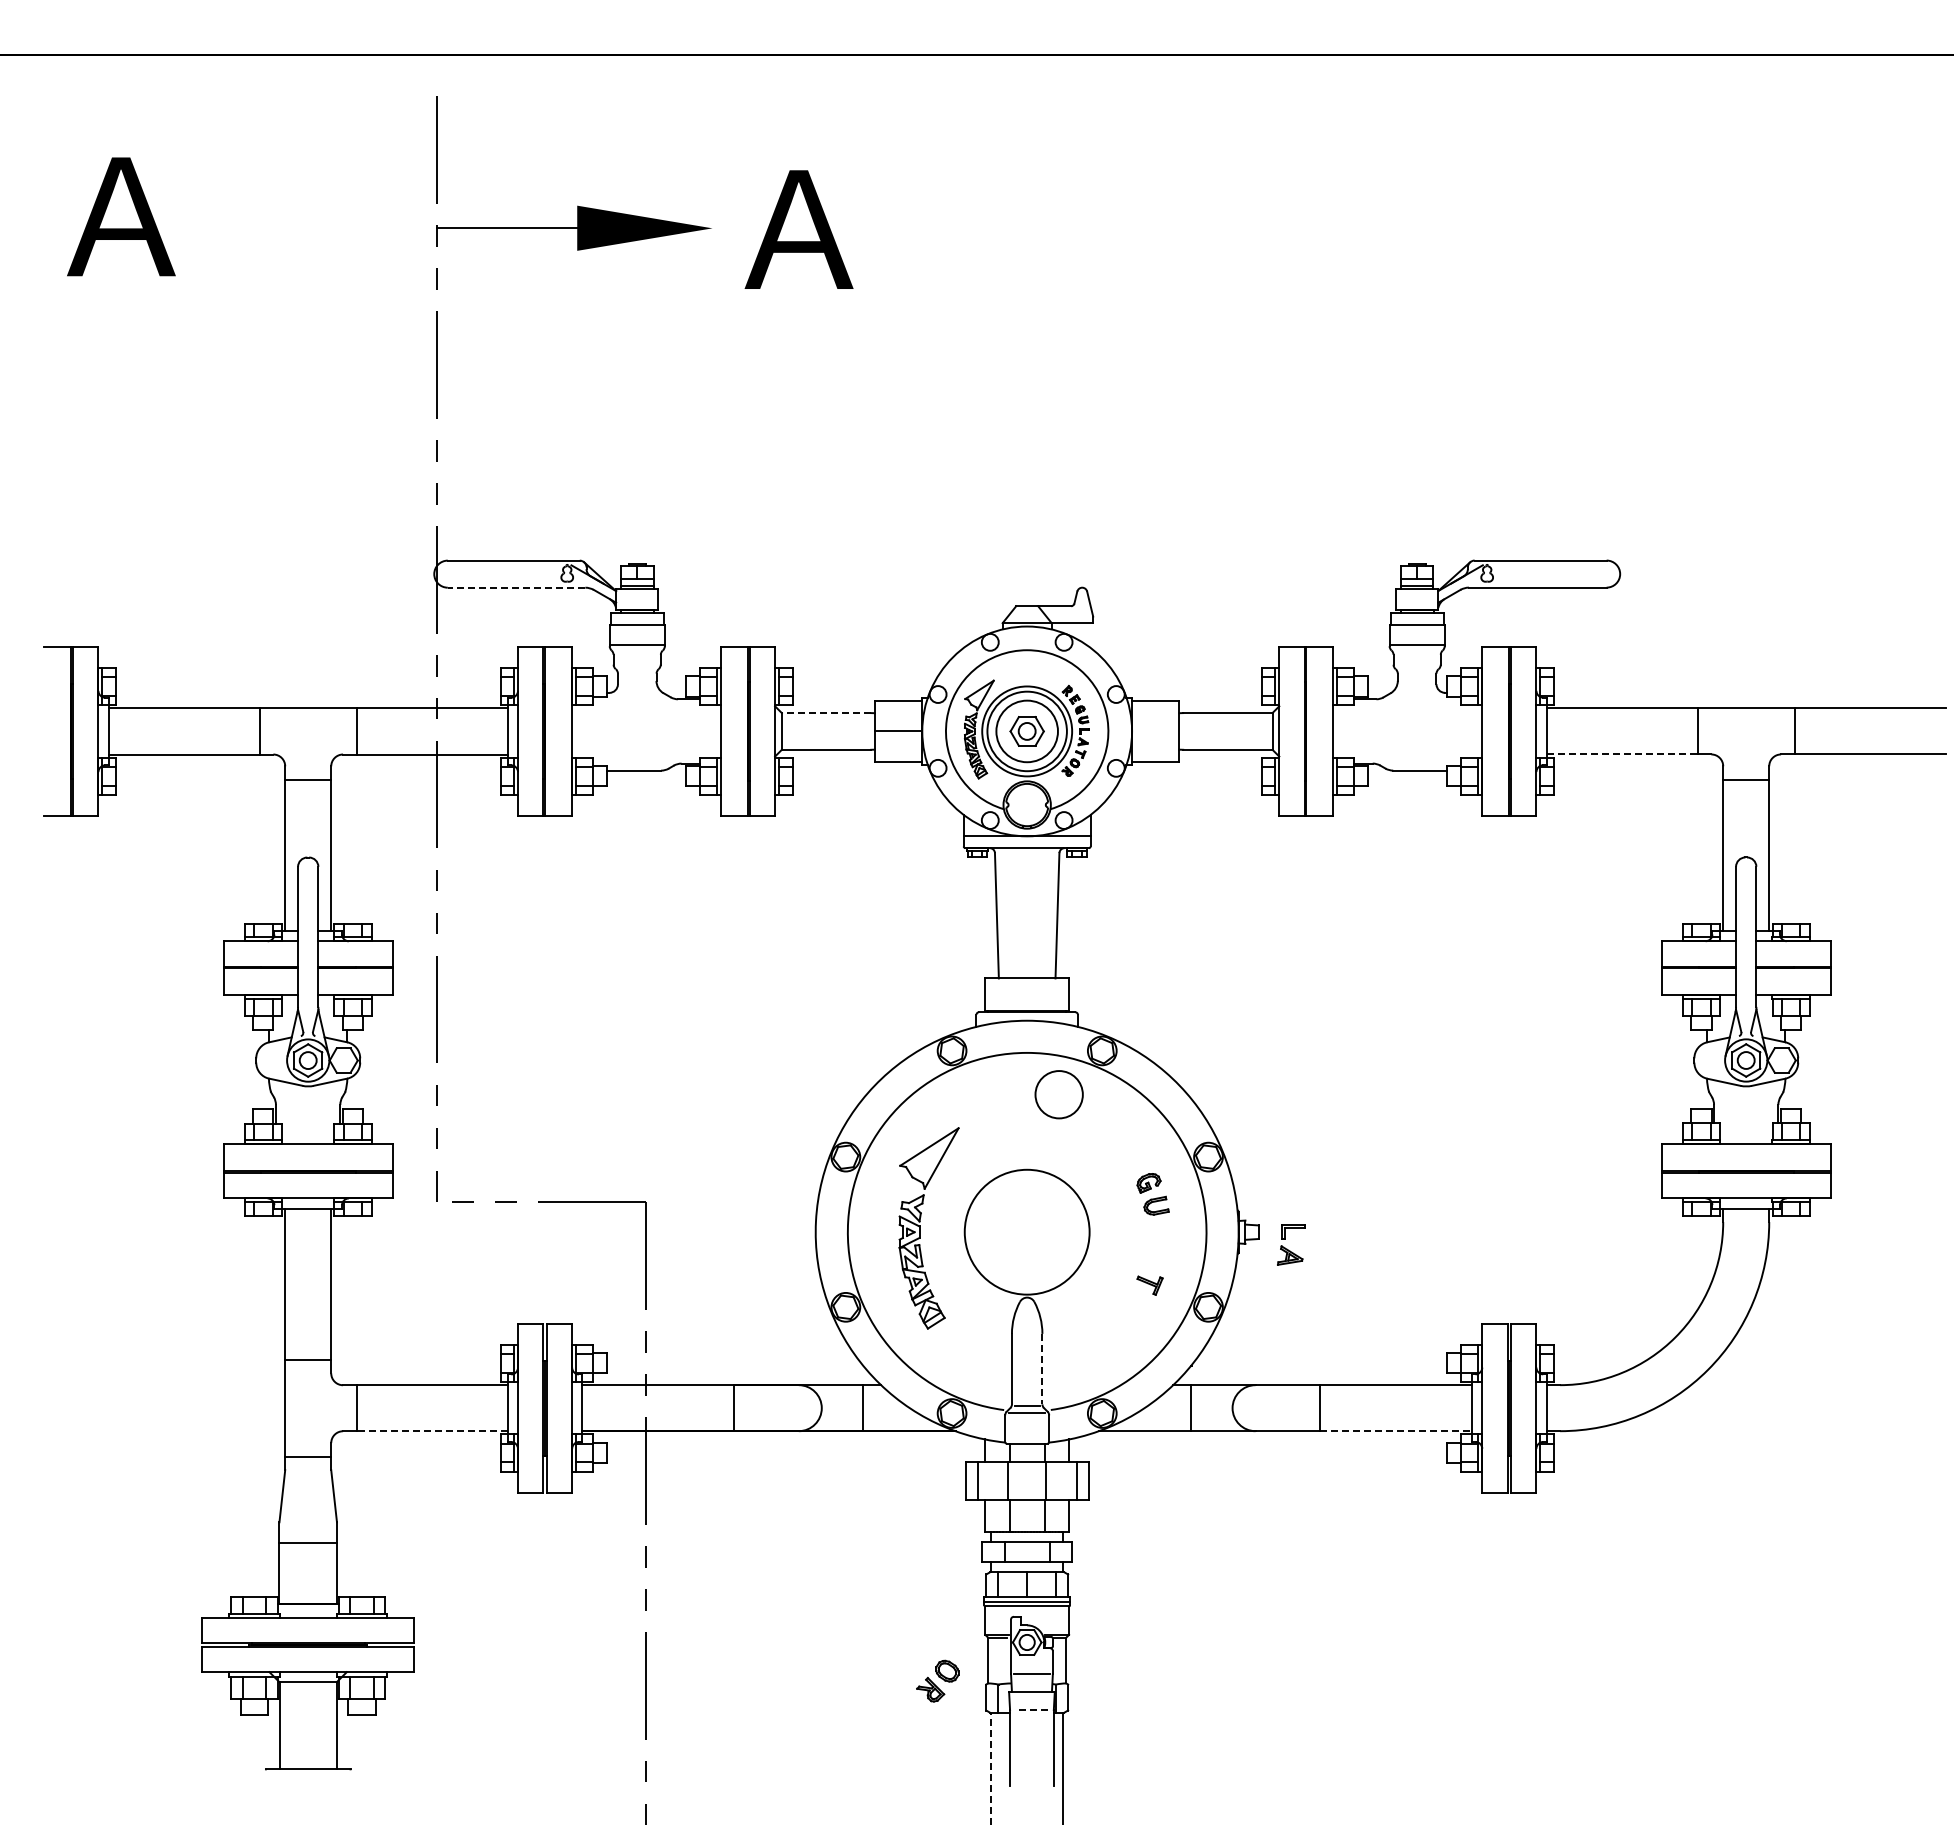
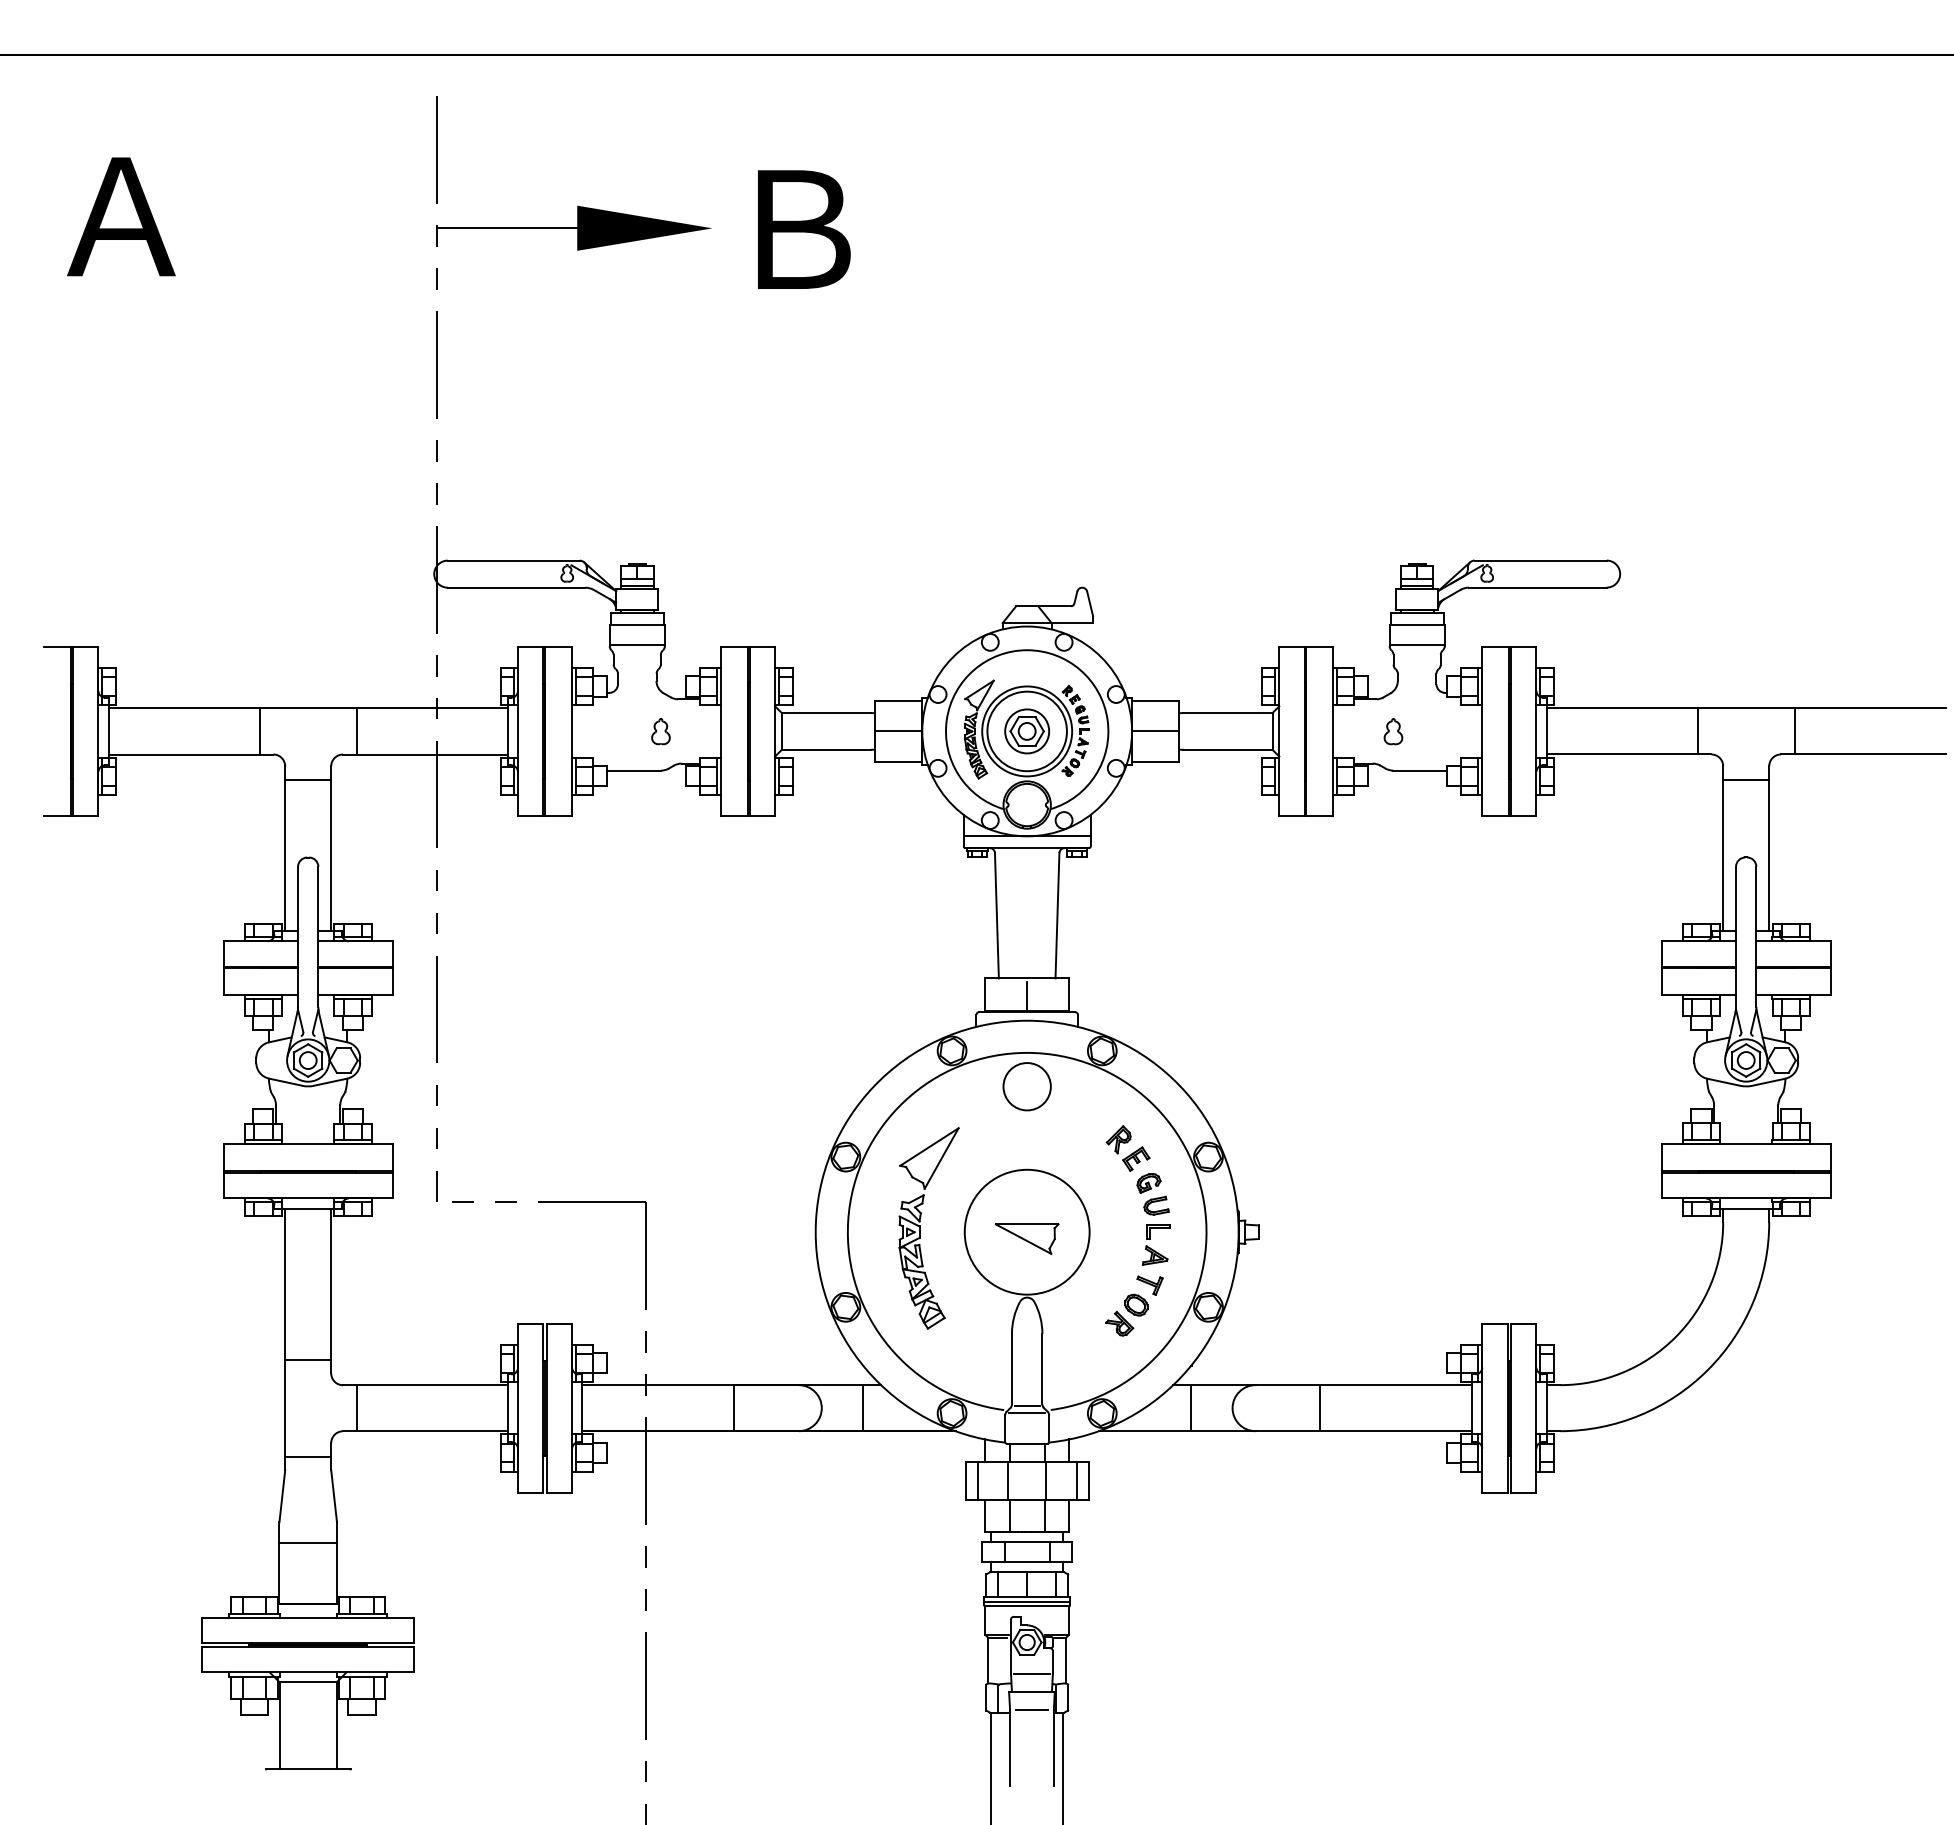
text: Ａ -> Ｂ (798, 229)
line: dashed -> solid (516, 587)
line: dashed -> solid (826, 713)
part: none -> present (660, 731)
circle diameter: 62 px -> 44 px (1027, 731)
line: none -> present (1155, 731)
part: none -> present (1393, 731)
line: dashed -> solid (1622, 754)
line: none -> present (1027, 996)
circle position: (1058, 1094) -> (1026, 1086) (1026, 1086)
part: none -> present (1127, 1148)
part: none -> present (1026, 1238)
part position: (1291, 1244) -> (1156, 1244) (1156, 1244)
line: dashed -> solid (1042, 1369)
line: dashed -> solid (432, 1431)
line: dashed -> solid (1396, 1431)
part position: (937, 1680) -> (1126, 1314) (1126, 1314)
line: dashed -> solid (1031, 1710)
line: dashed -> solid (991, 1768)
